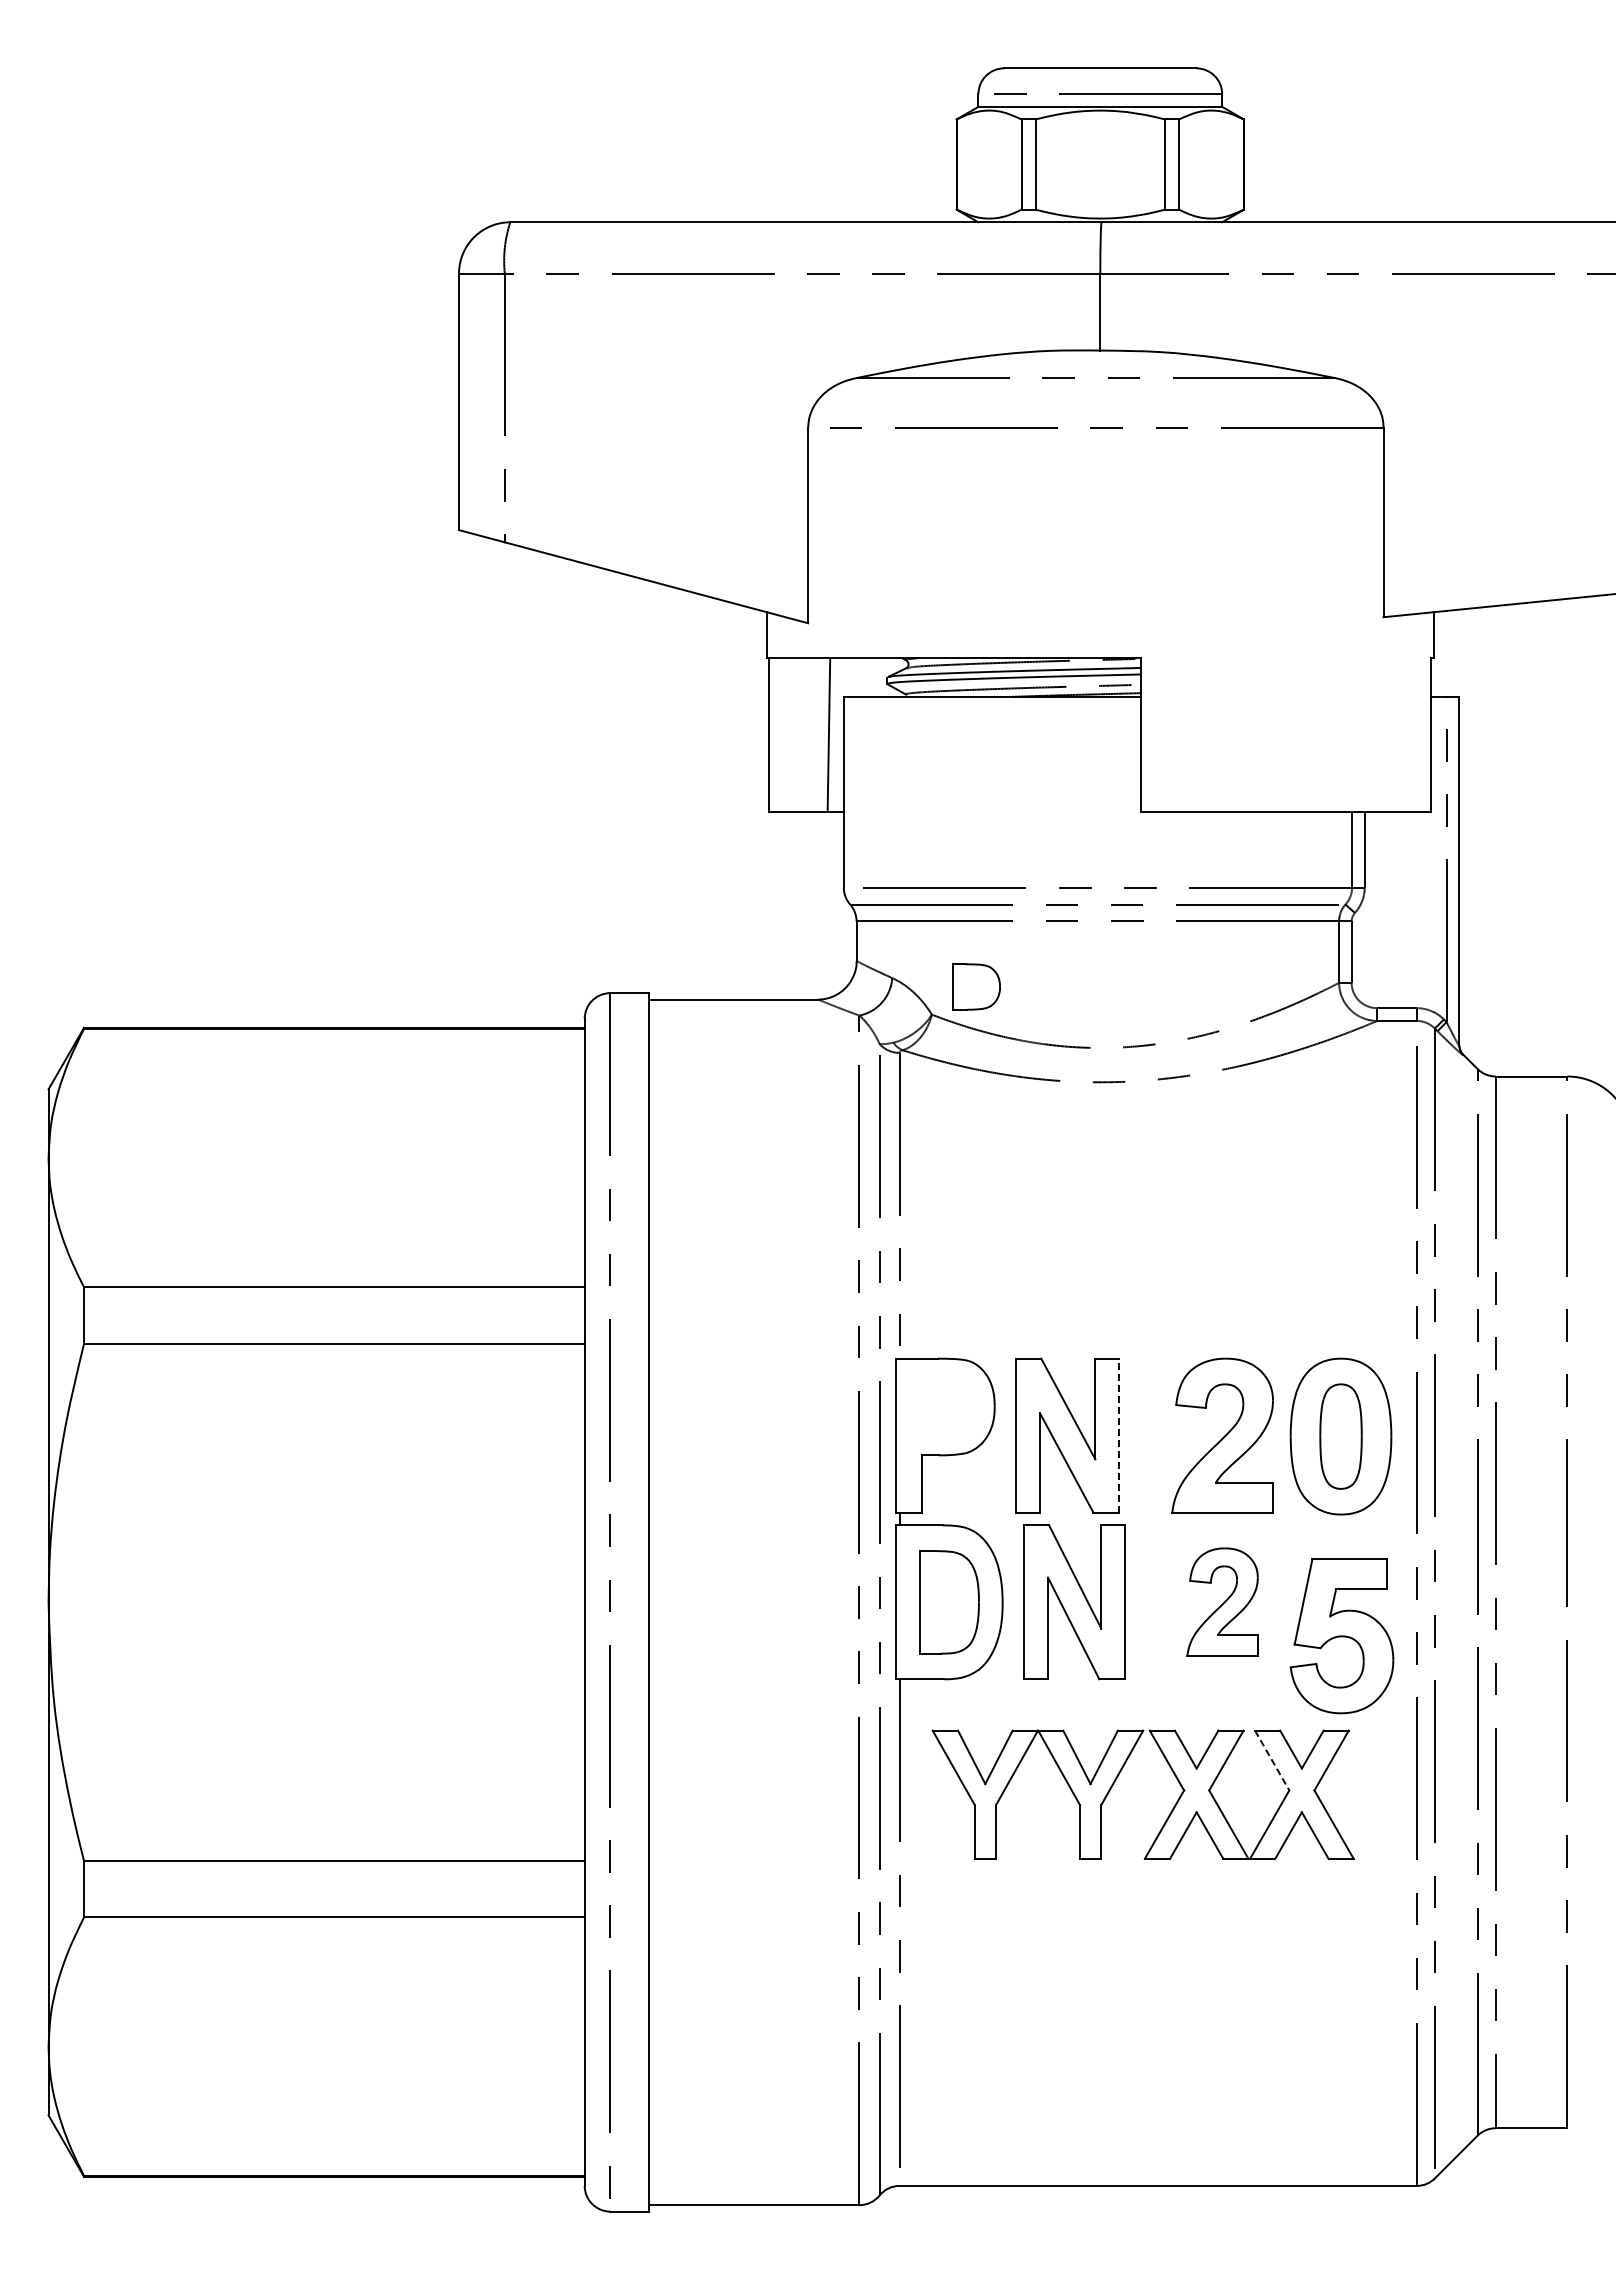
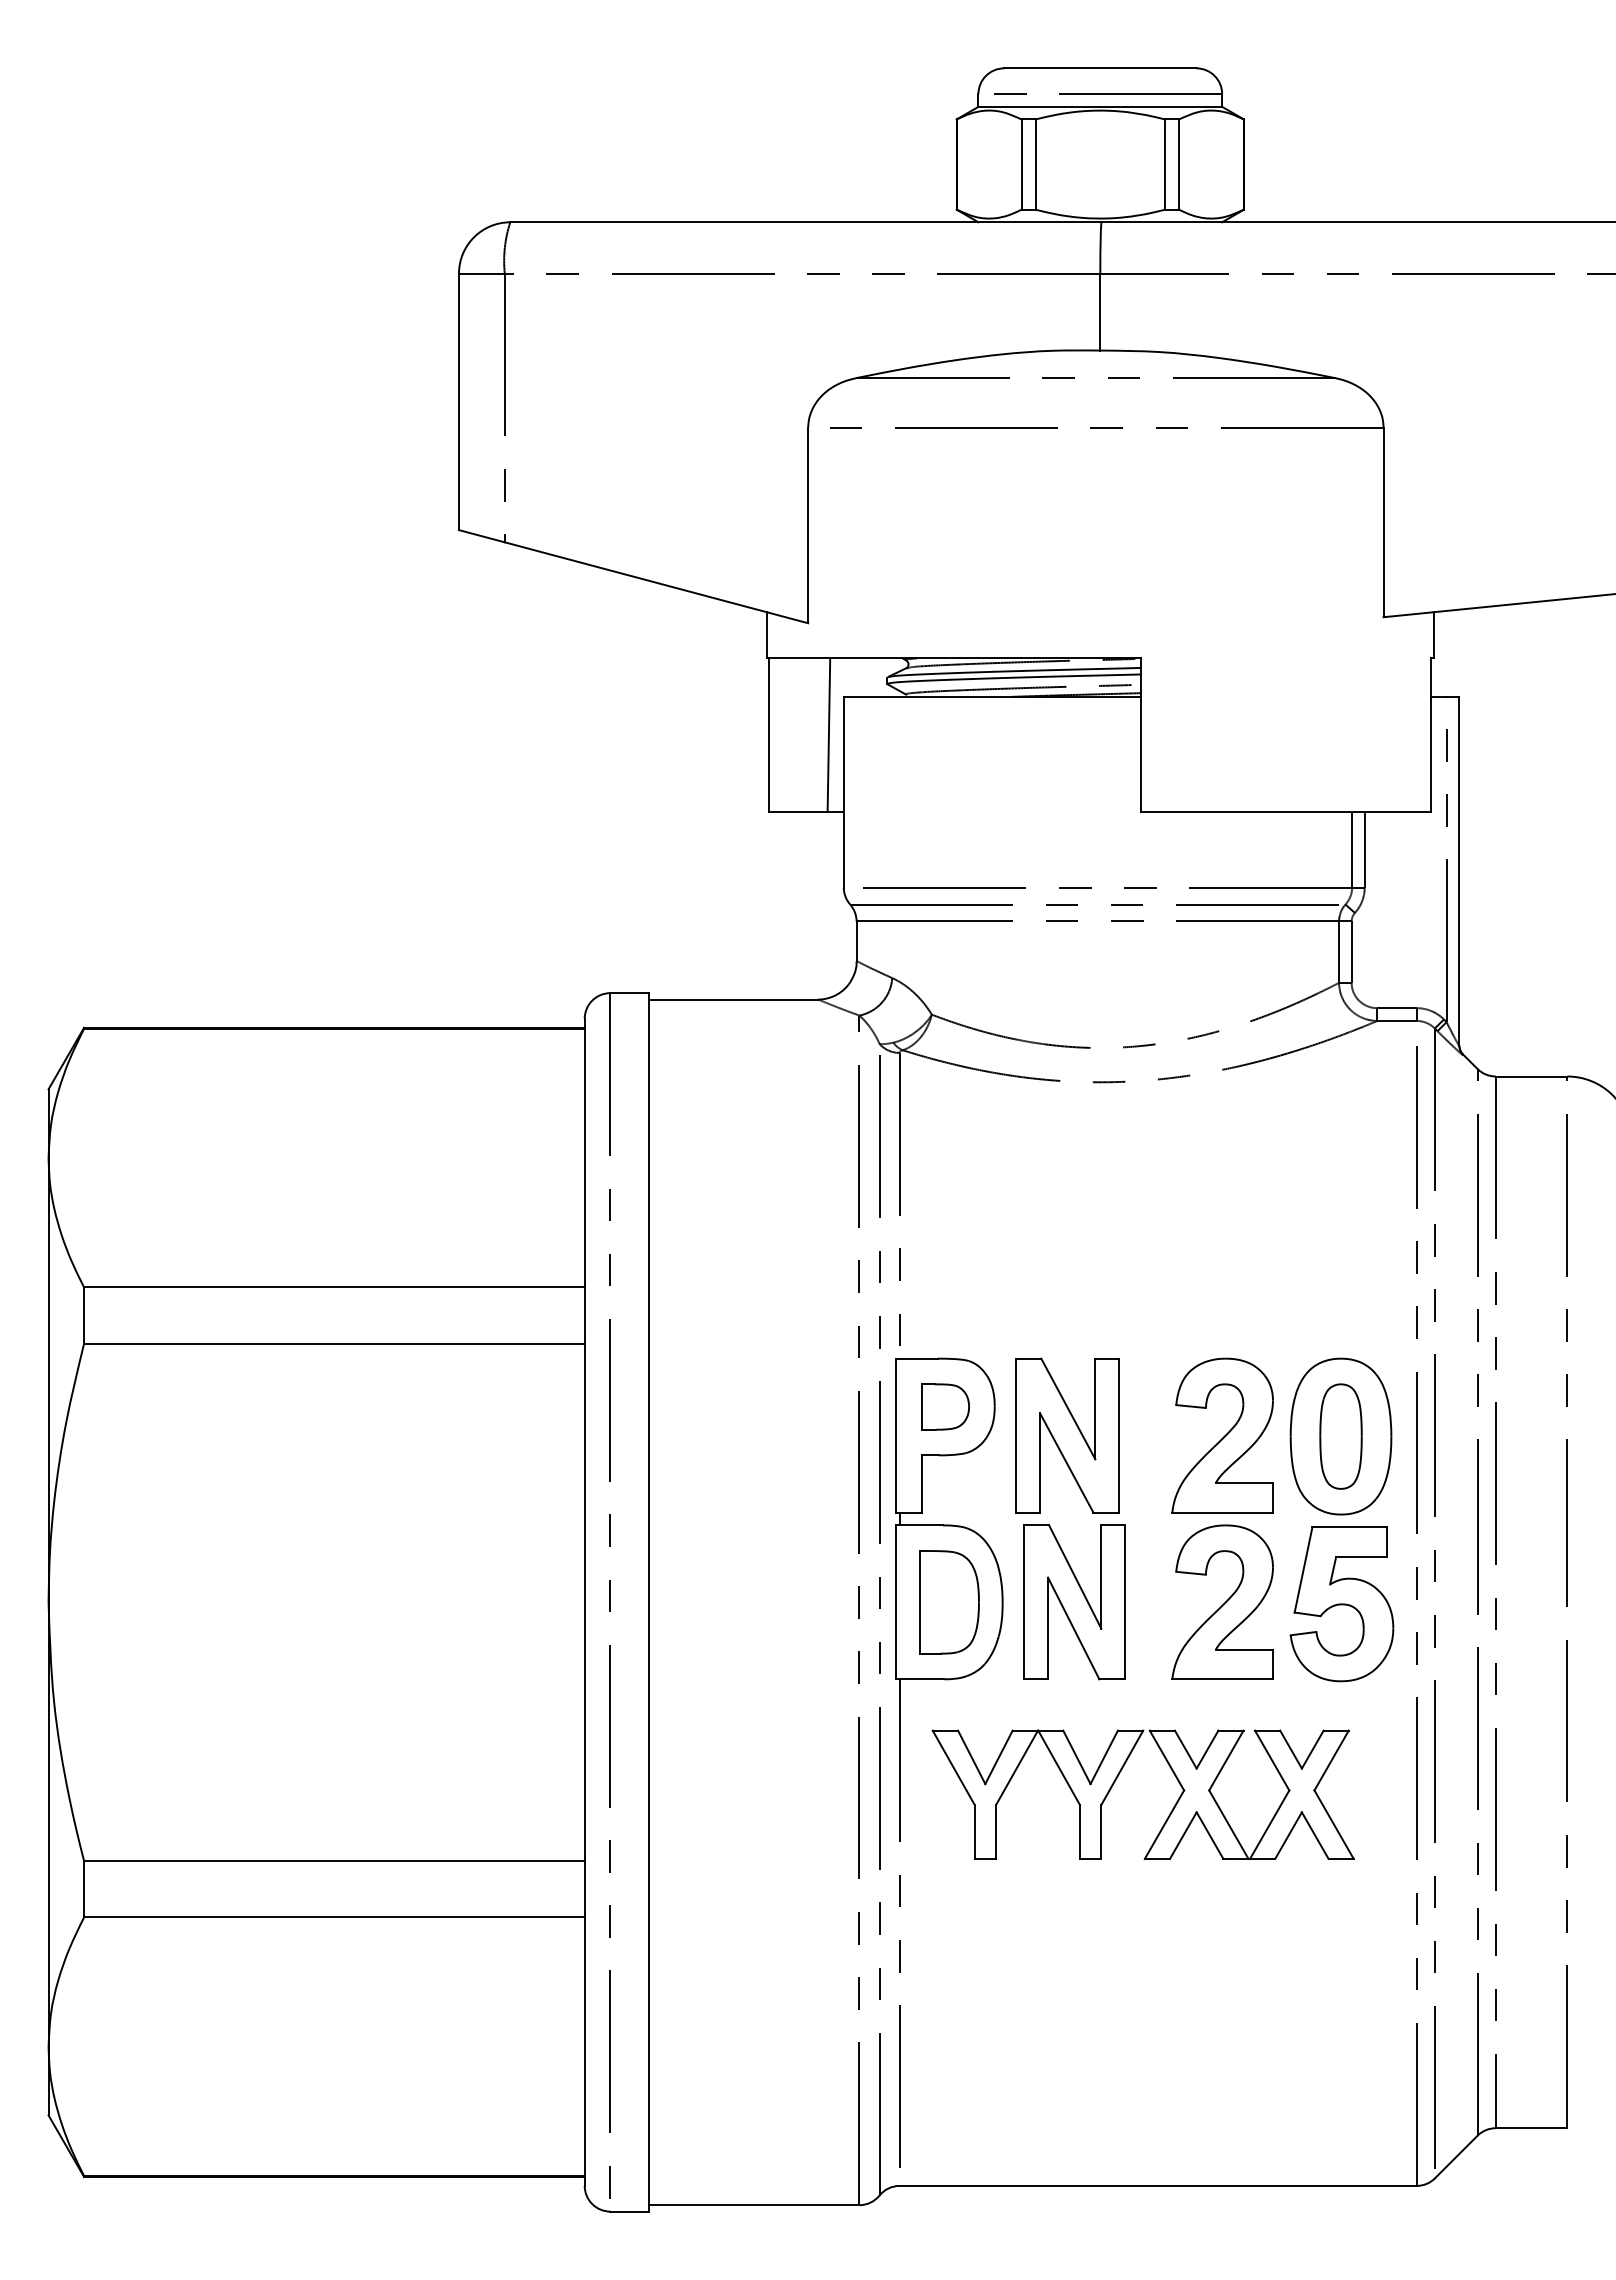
part position: (976, 986) -> (945, 1406) (945, 1406)
line: dashed -> solid (1119, 1435)
part size: 73x110 px -> 103x156 px (1222, 1601)
part position: (1341, 1636) -> (1341, 1604) (1341, 1604)
line: dashed -> solid (1272, 1760)
